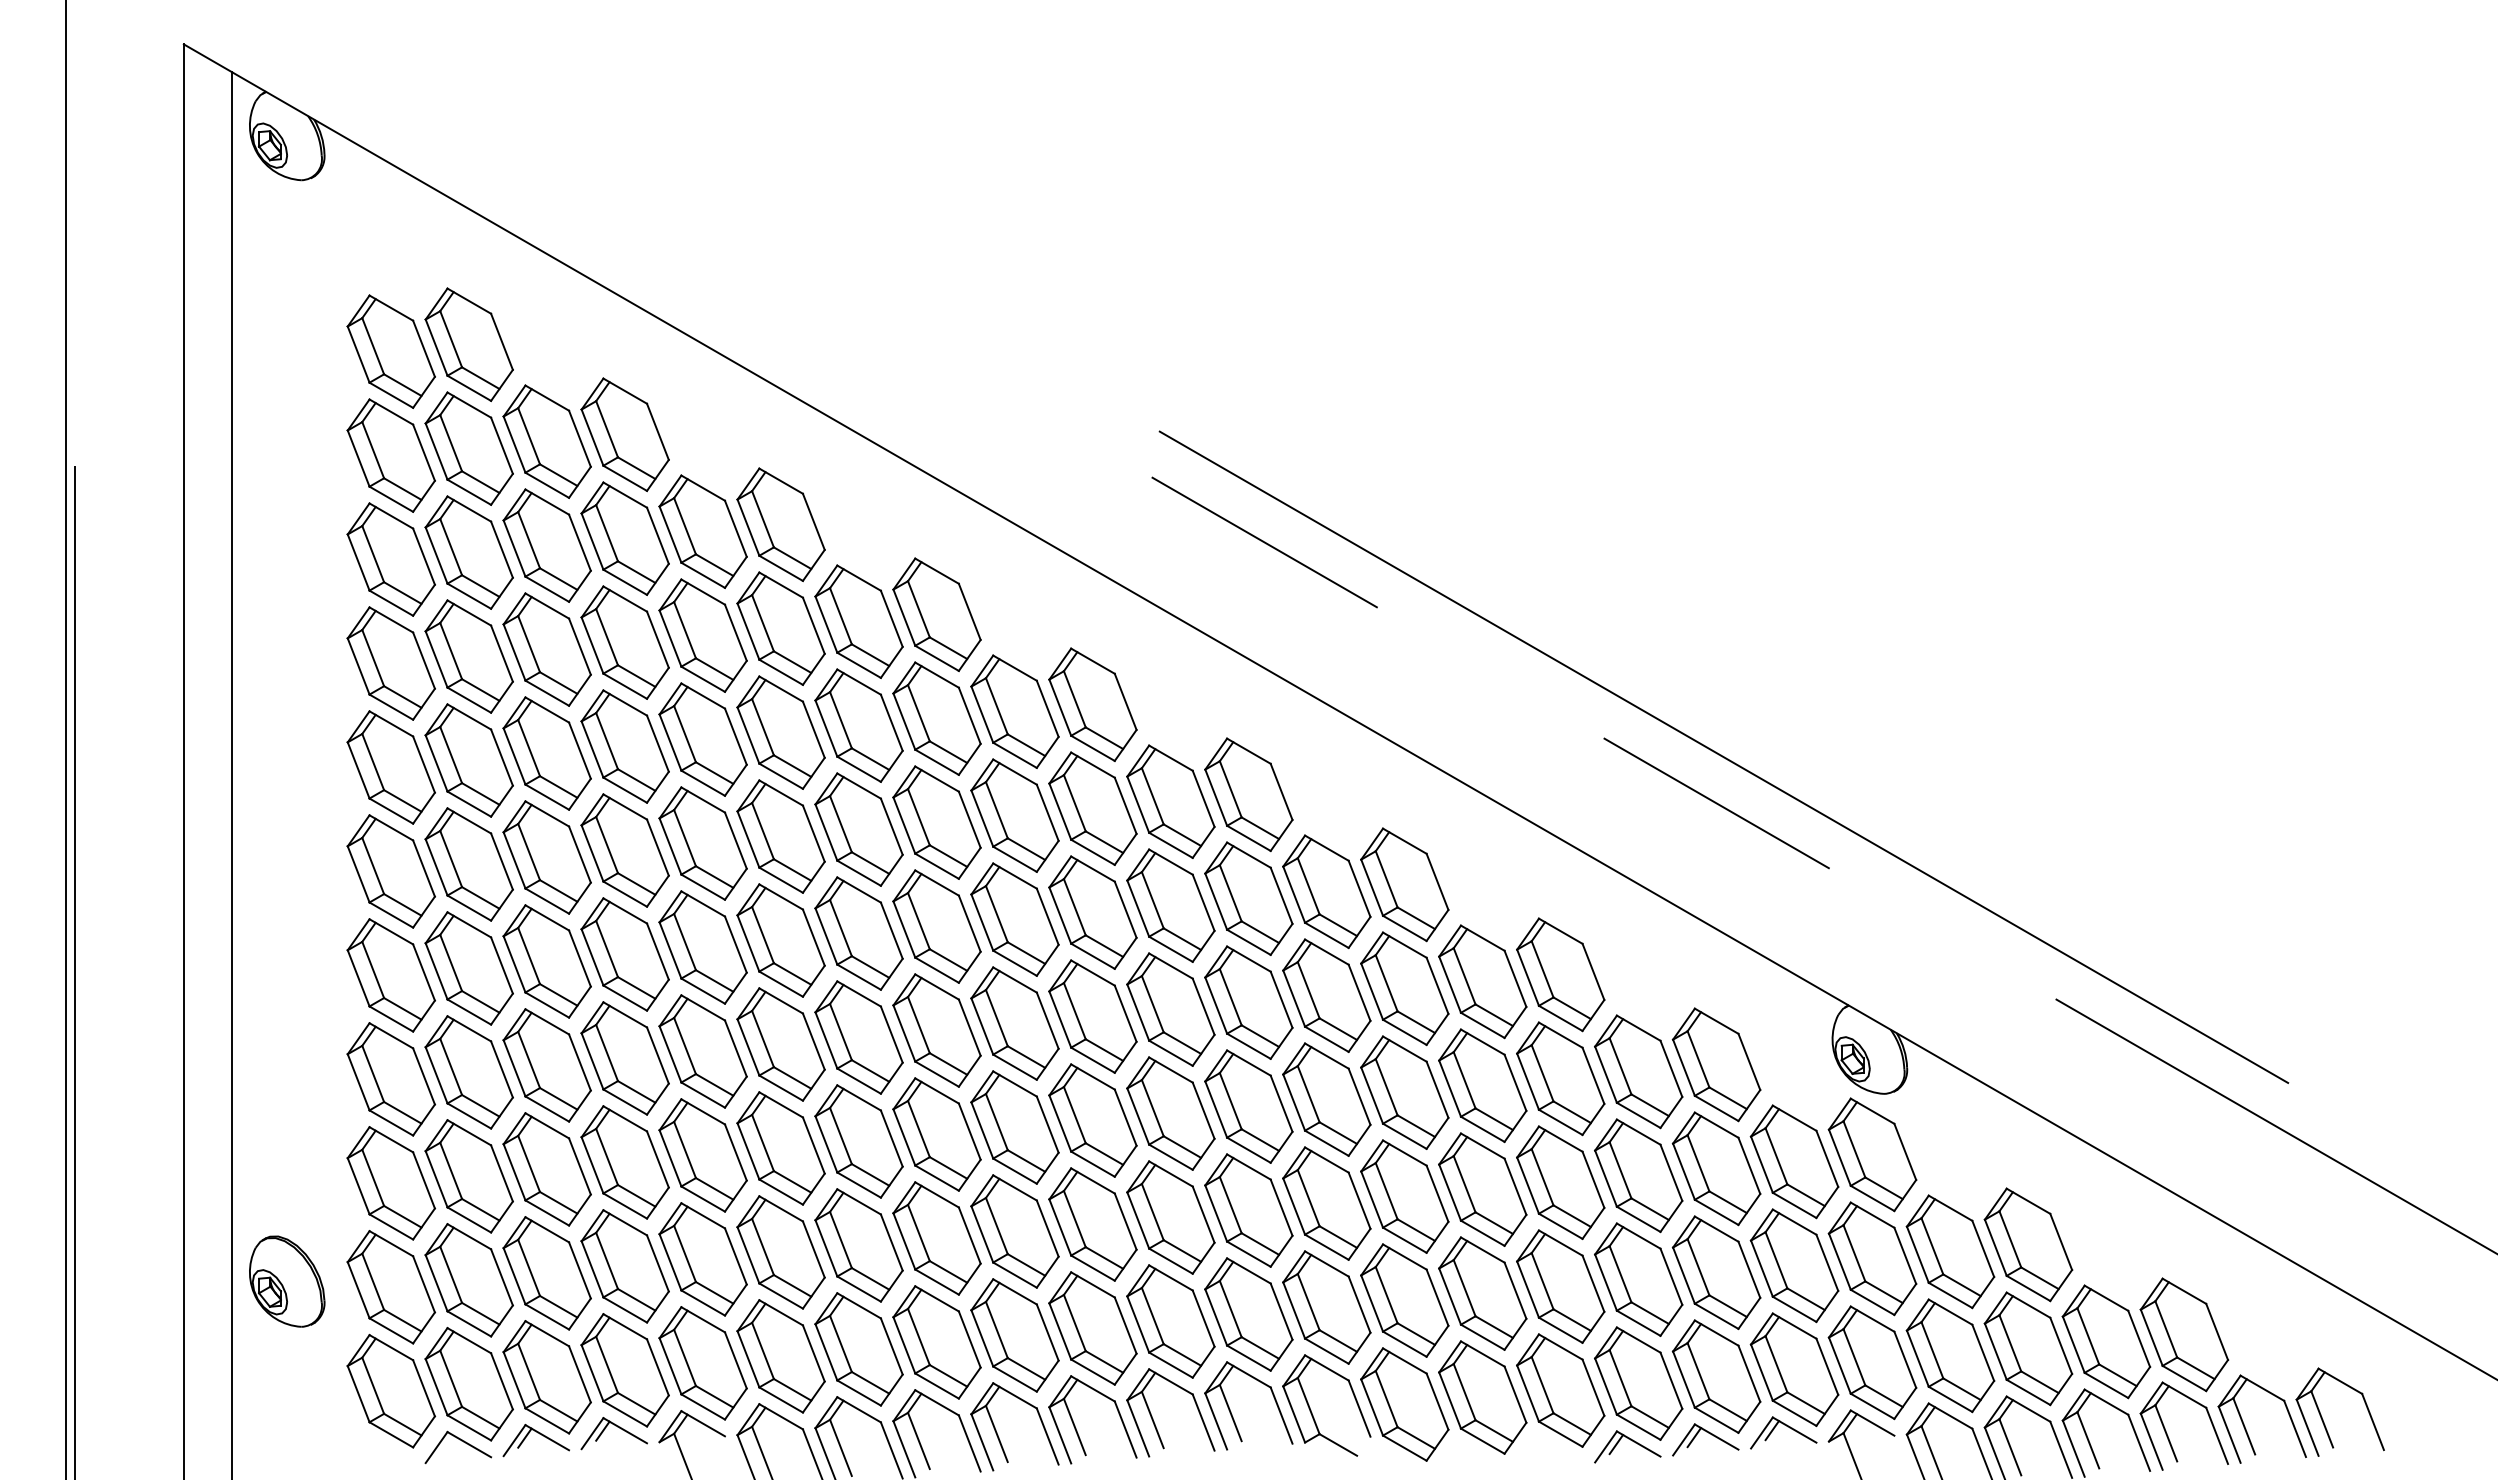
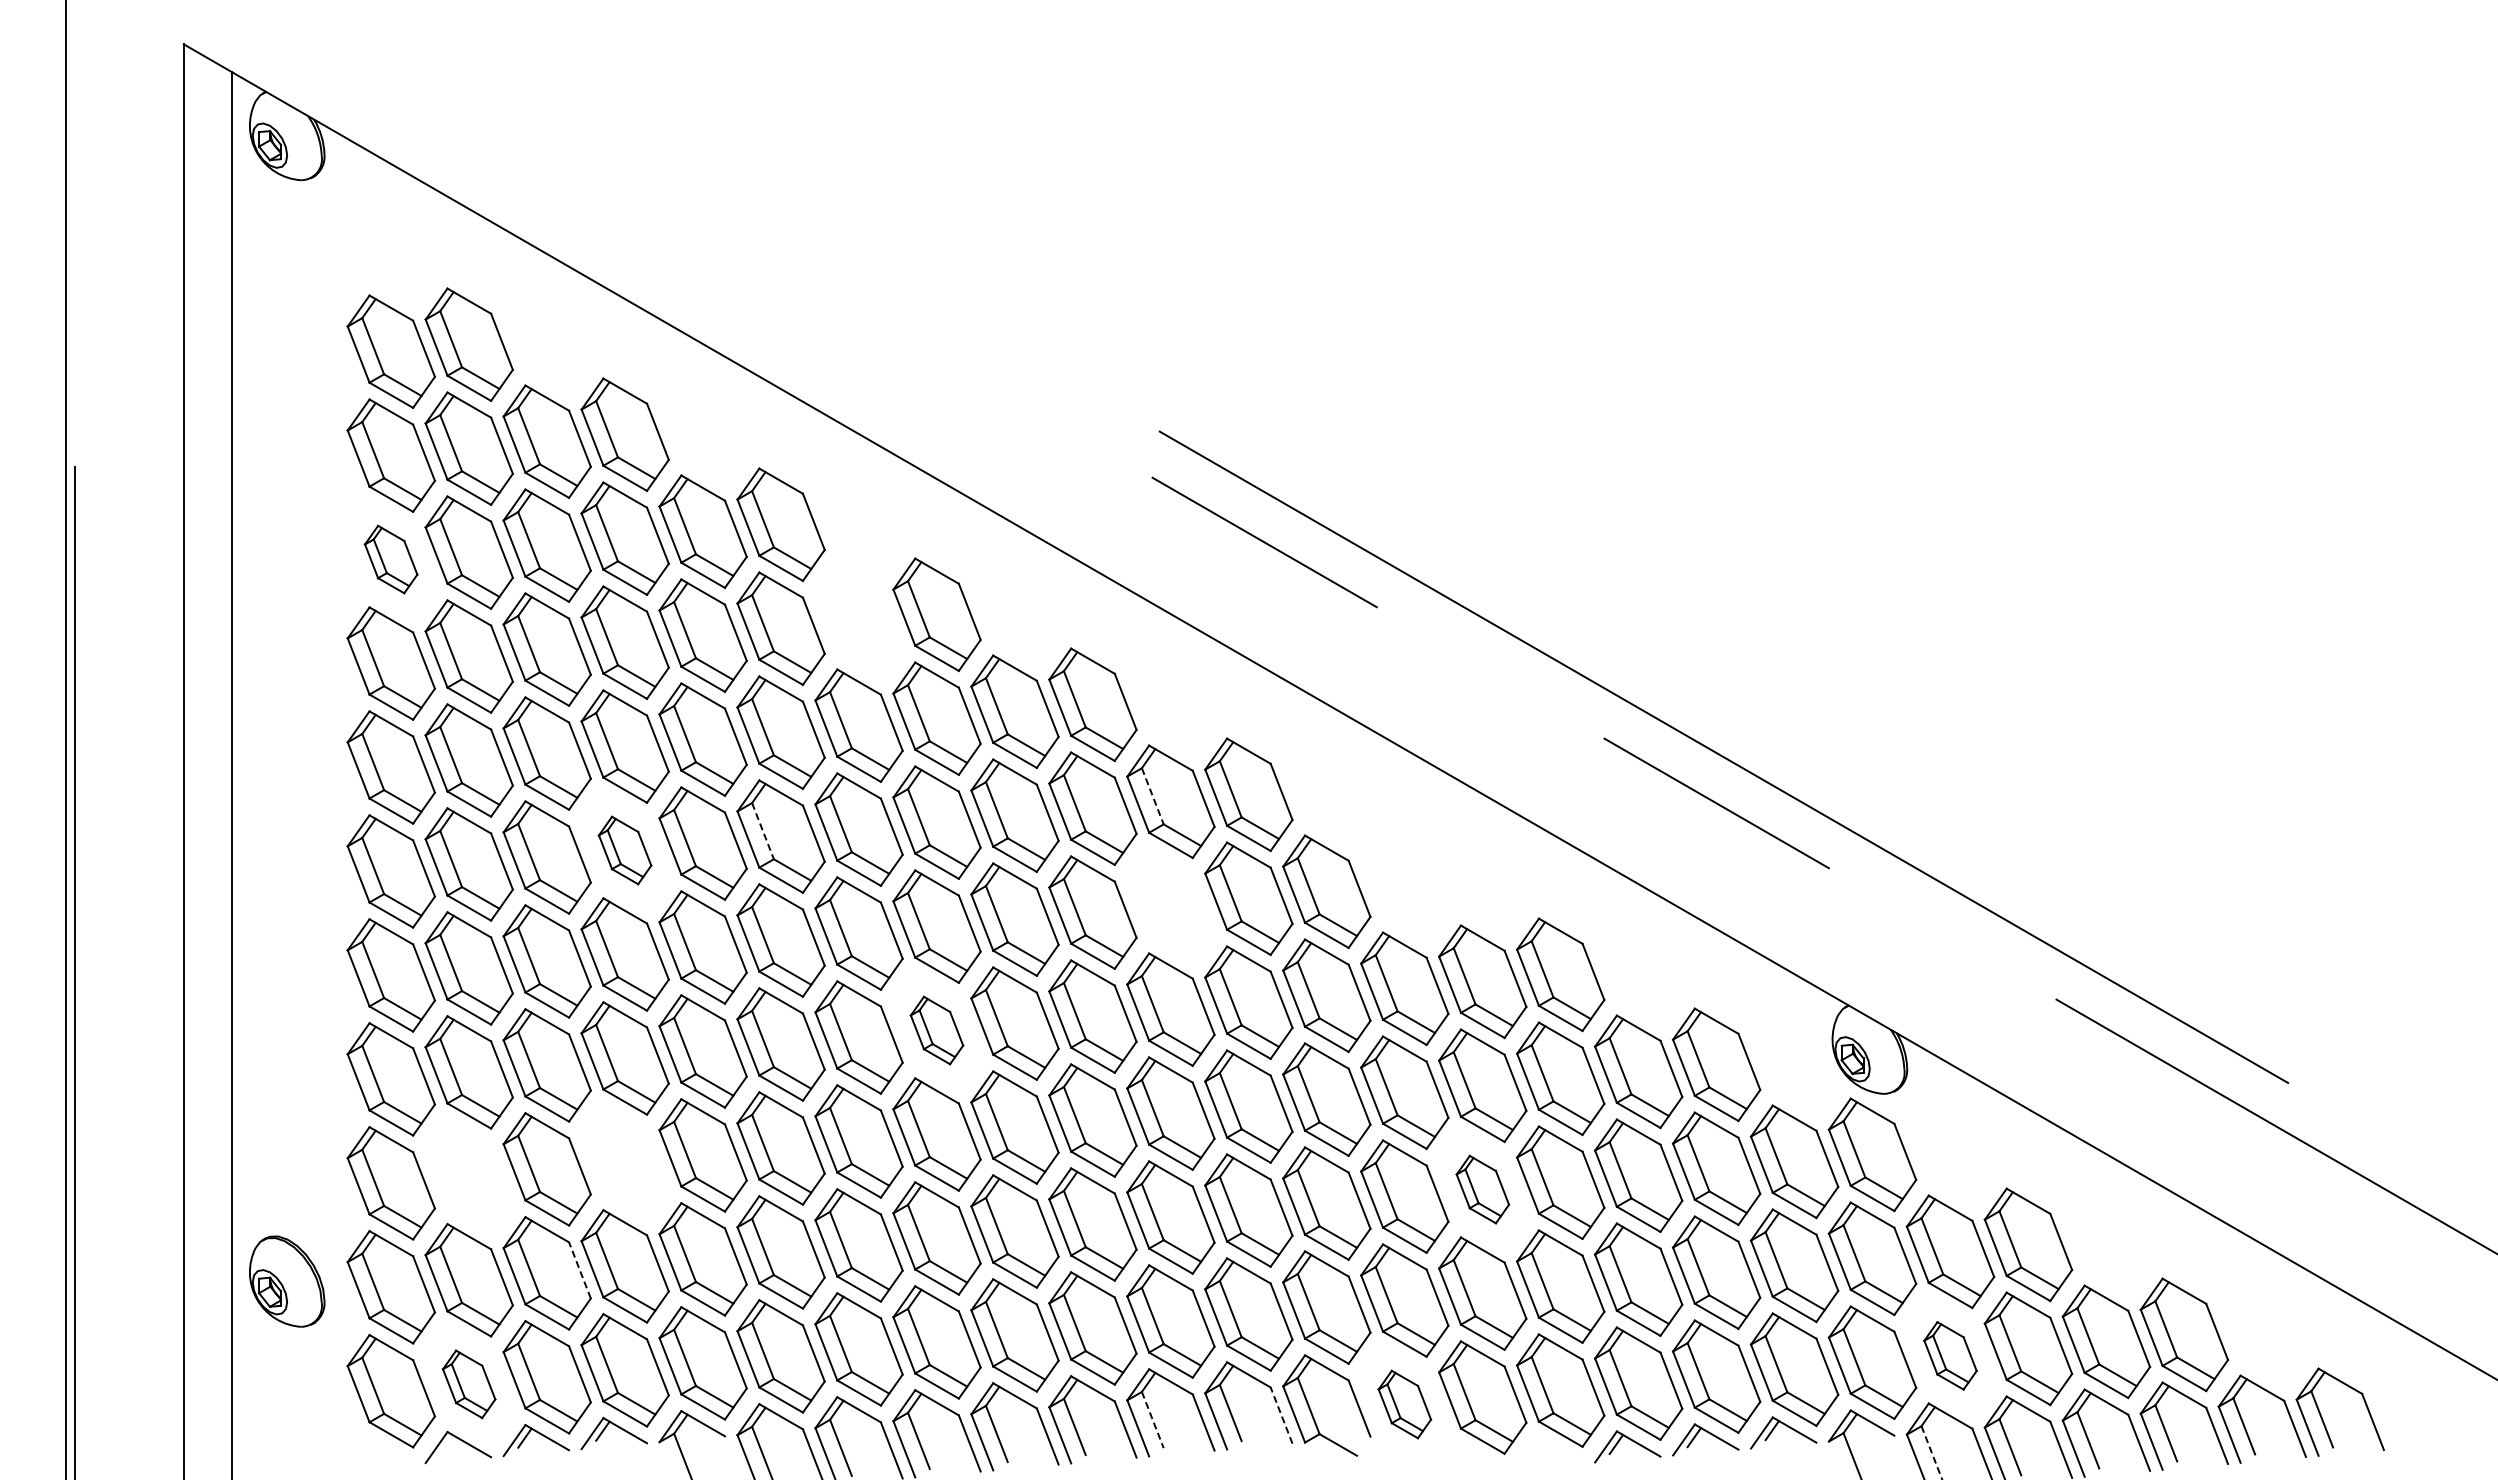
part size: 90x115 px -> 56x71 px (390, 559)
part: present -> none (858, 621)
line: solid -> dashed (1152, 796)
line: solid -> dashed (763, 831)
part size: 90x115 px -> 56x71 px (624, 850)
part: present -> none (1404, 884)
part: present -> none (1170, 905)
part size: 90x115 px -> 56x71 px (936, 1030)
part: present -> none (624, 1162)
part: present -> none (468, 1176)
part size: 90x115 px -> 56x71 px (1482, 1189)
line: solid -> dashed (579, 1269)
part size: 91x116 px -> 55x70 px (1950, 1355)
part size: 90x115 px -> 56x71 px (468, 1384)
part size: 90x115 px -> 56x71 px (1404, 1404)
line: solid -> dashed (1281, 1415)
line: solid -> dashed (1152, 1420)
line: solid -> dashed (1931, 1452)
